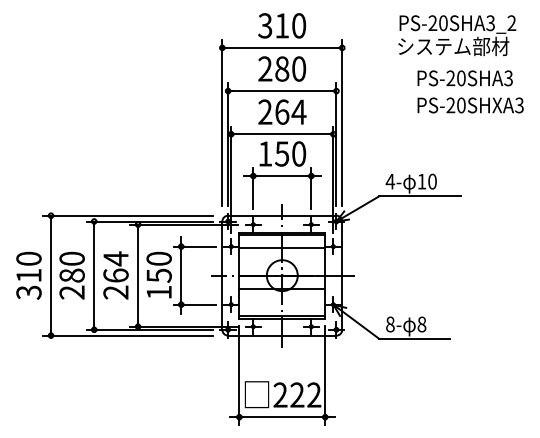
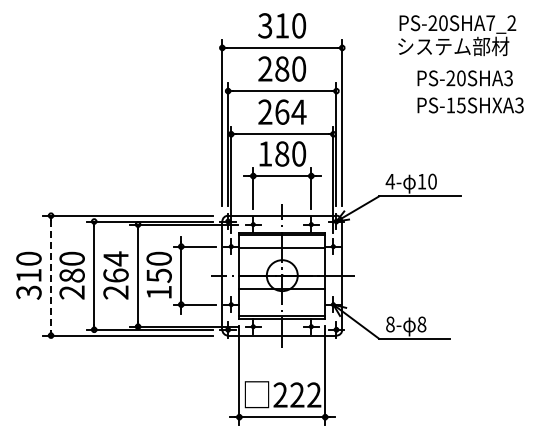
text: PS-20SHA3_2 -> PS-20SHA7_2 (490, 23)
text: PS-20SHXA3 -> PS-15SHXA3 (455, 105)
text: 150 -> 180 (281, 153)
line: solid -> dashed (51, 276)
